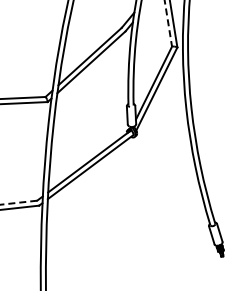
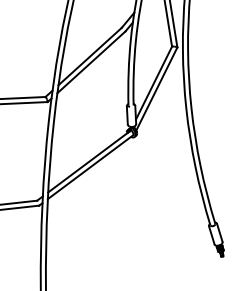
line: dashed -> solid (168, 24)
line: dashed -> solid (18, 202)
